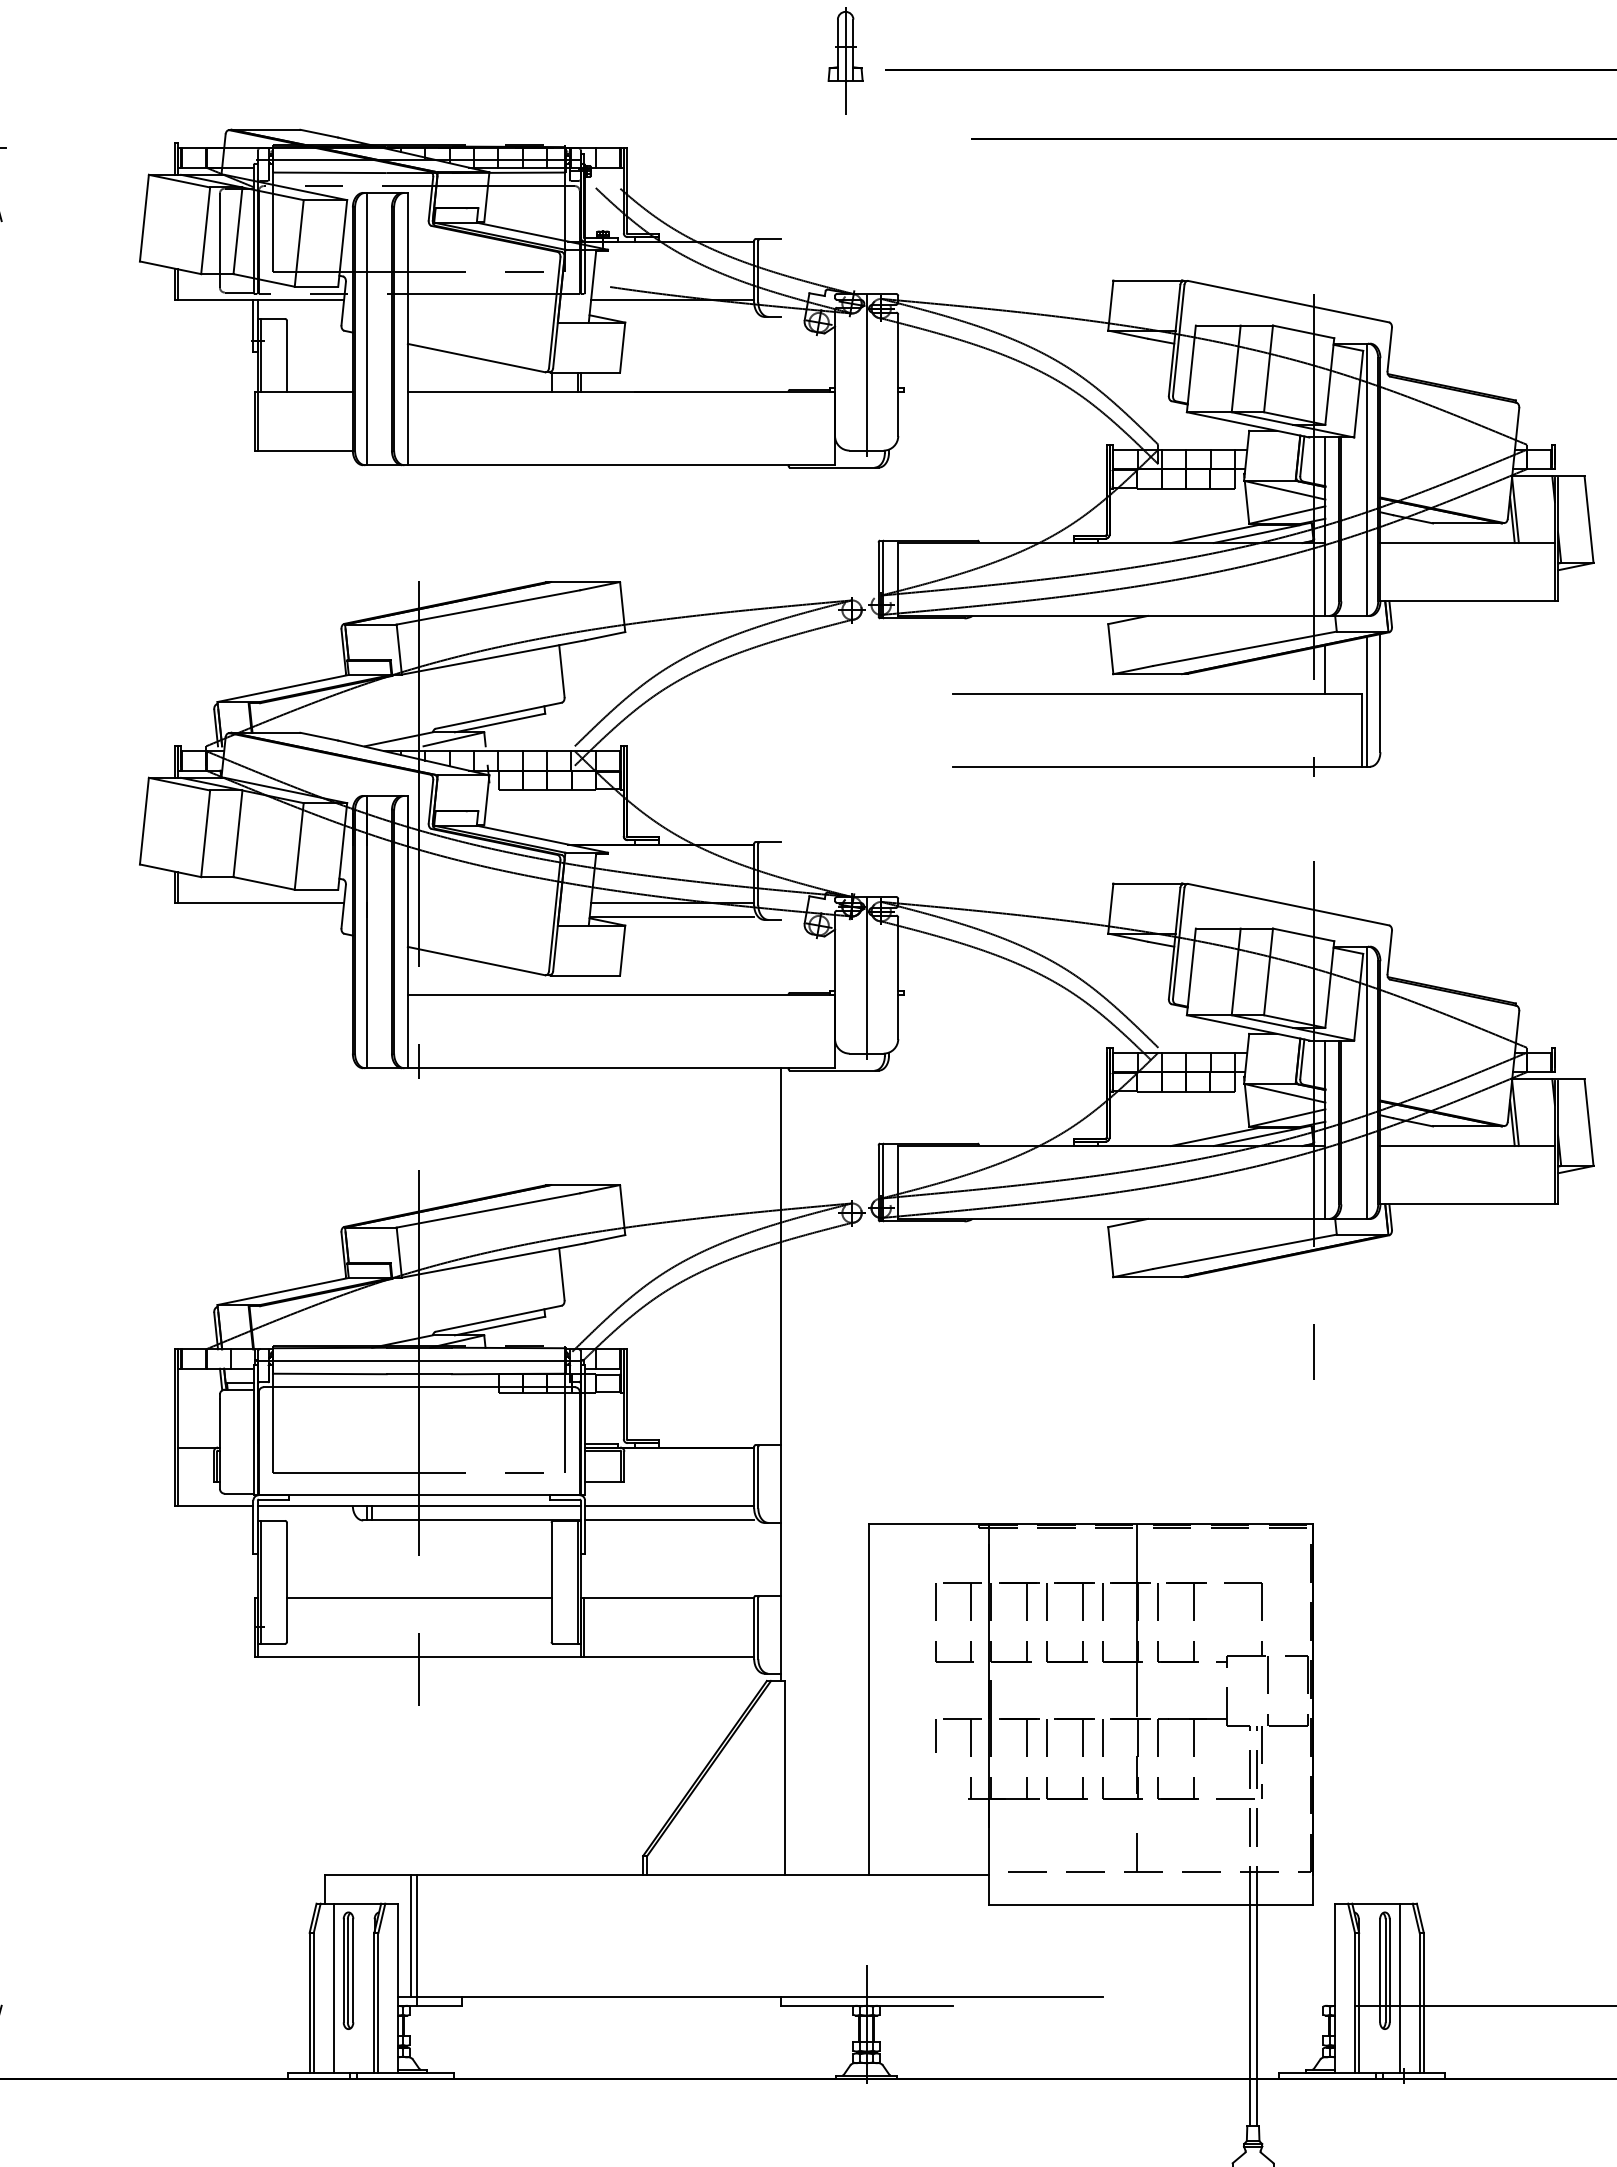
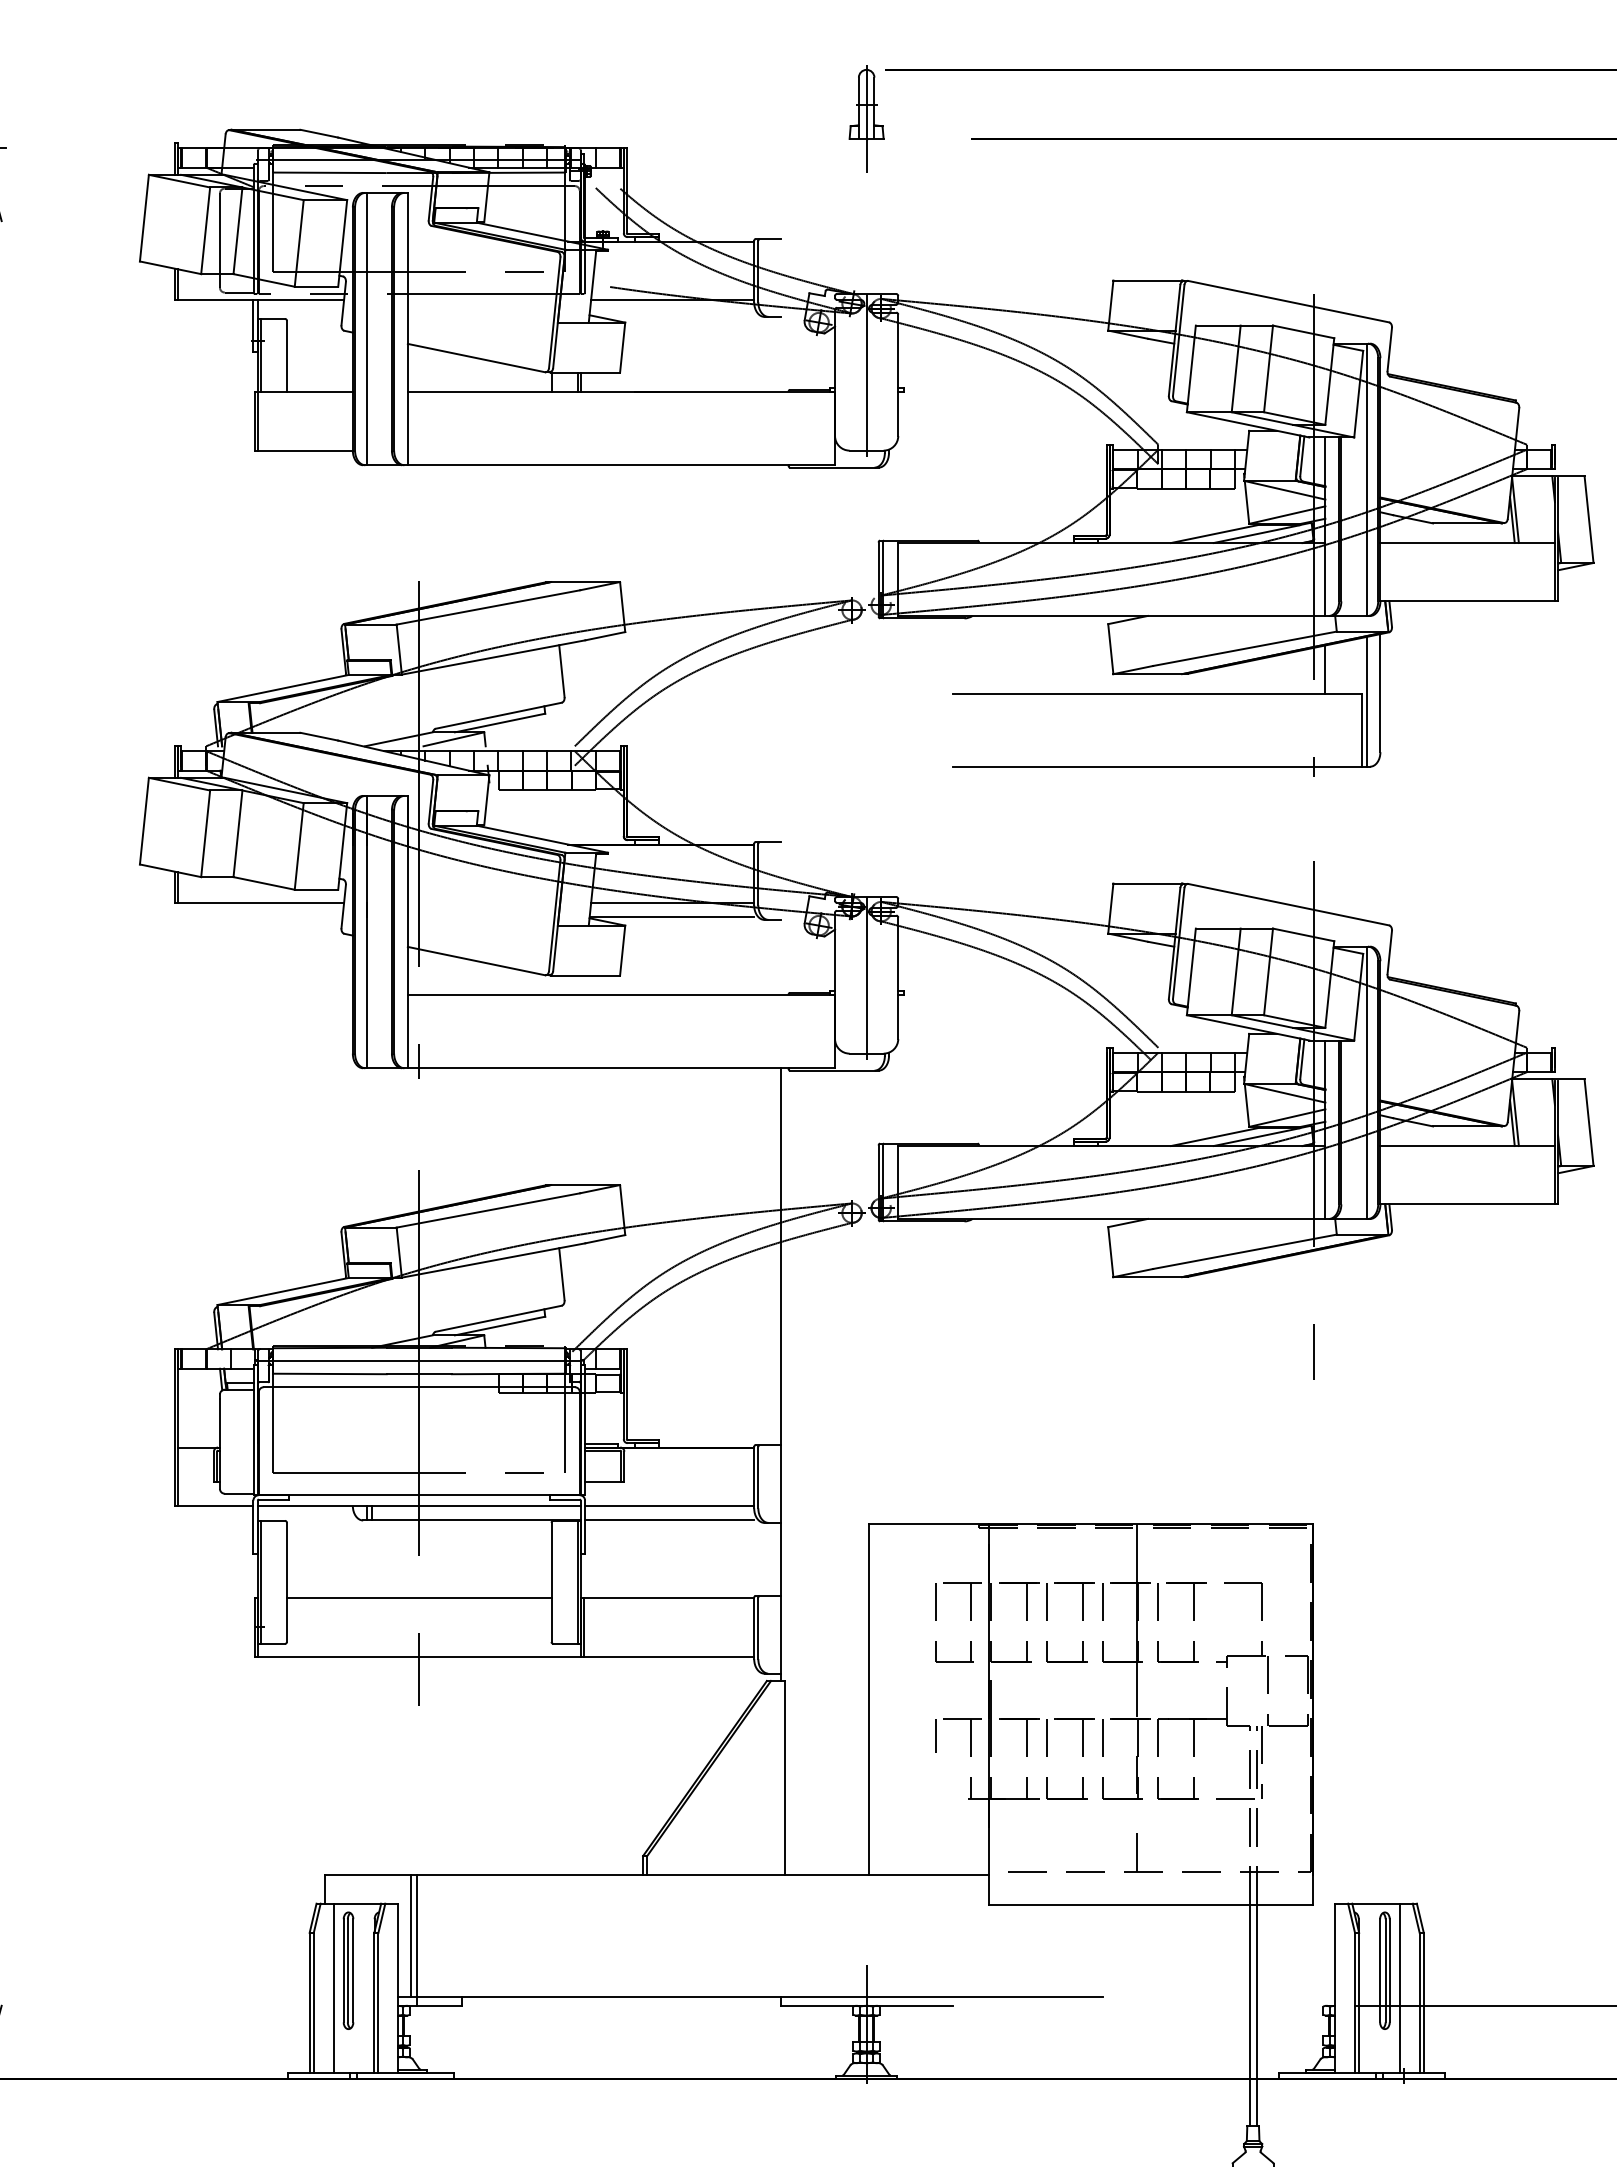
part position: (845, 60) -> (866, 118) (866, 118)
